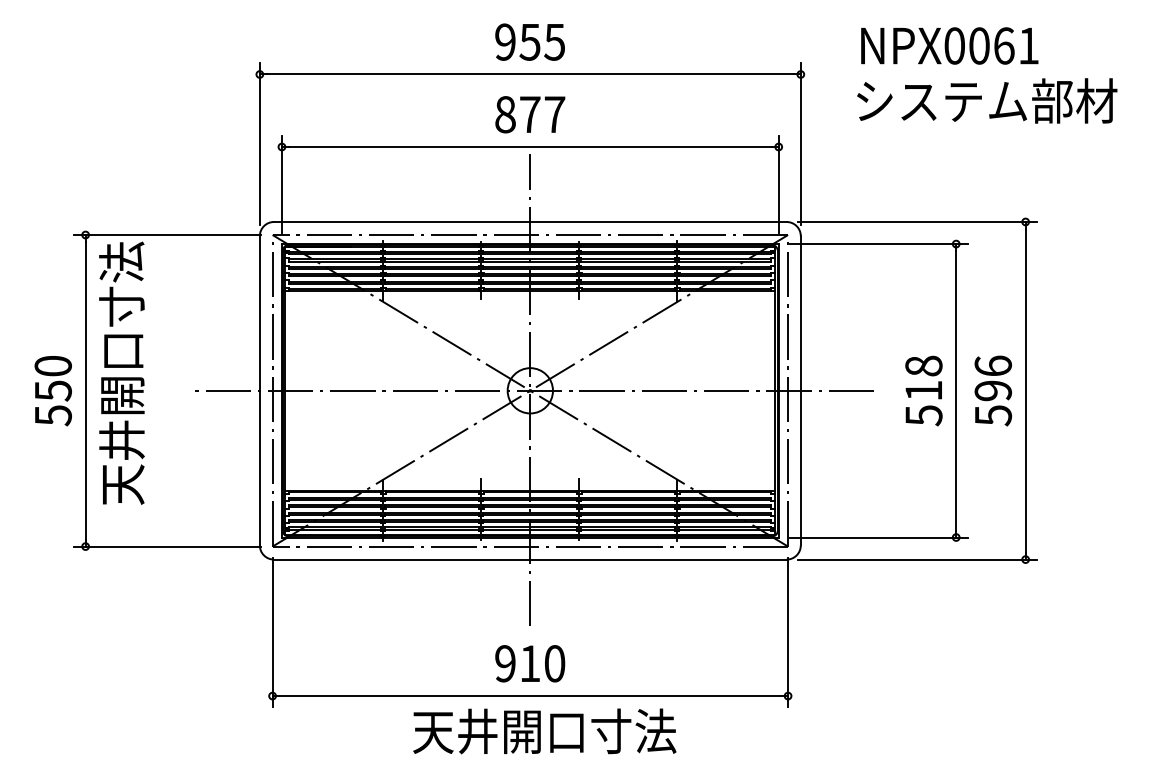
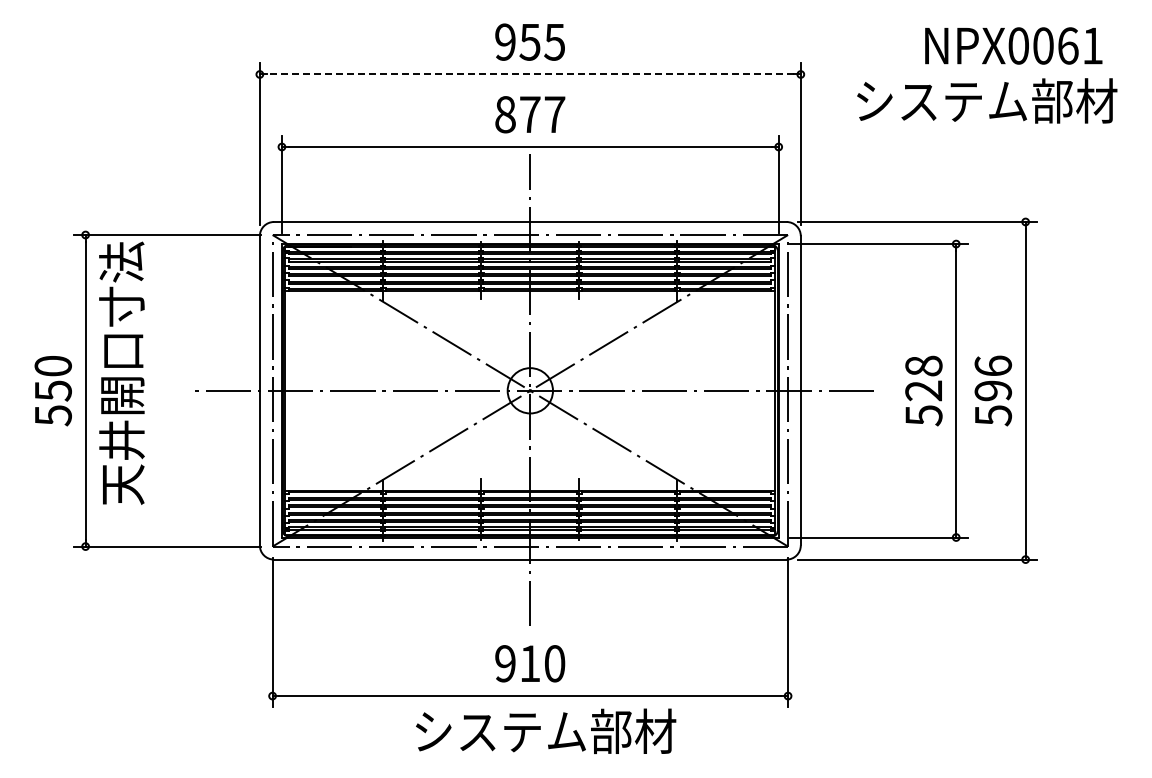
text position: (949, 45) -> (1013, 45) (1013, 45)
line: solid -> dashed (530, 74)
text: 518 -> 528 (923, 390)
text: 天井開口寸法 -> システム部材 (544, 731)
